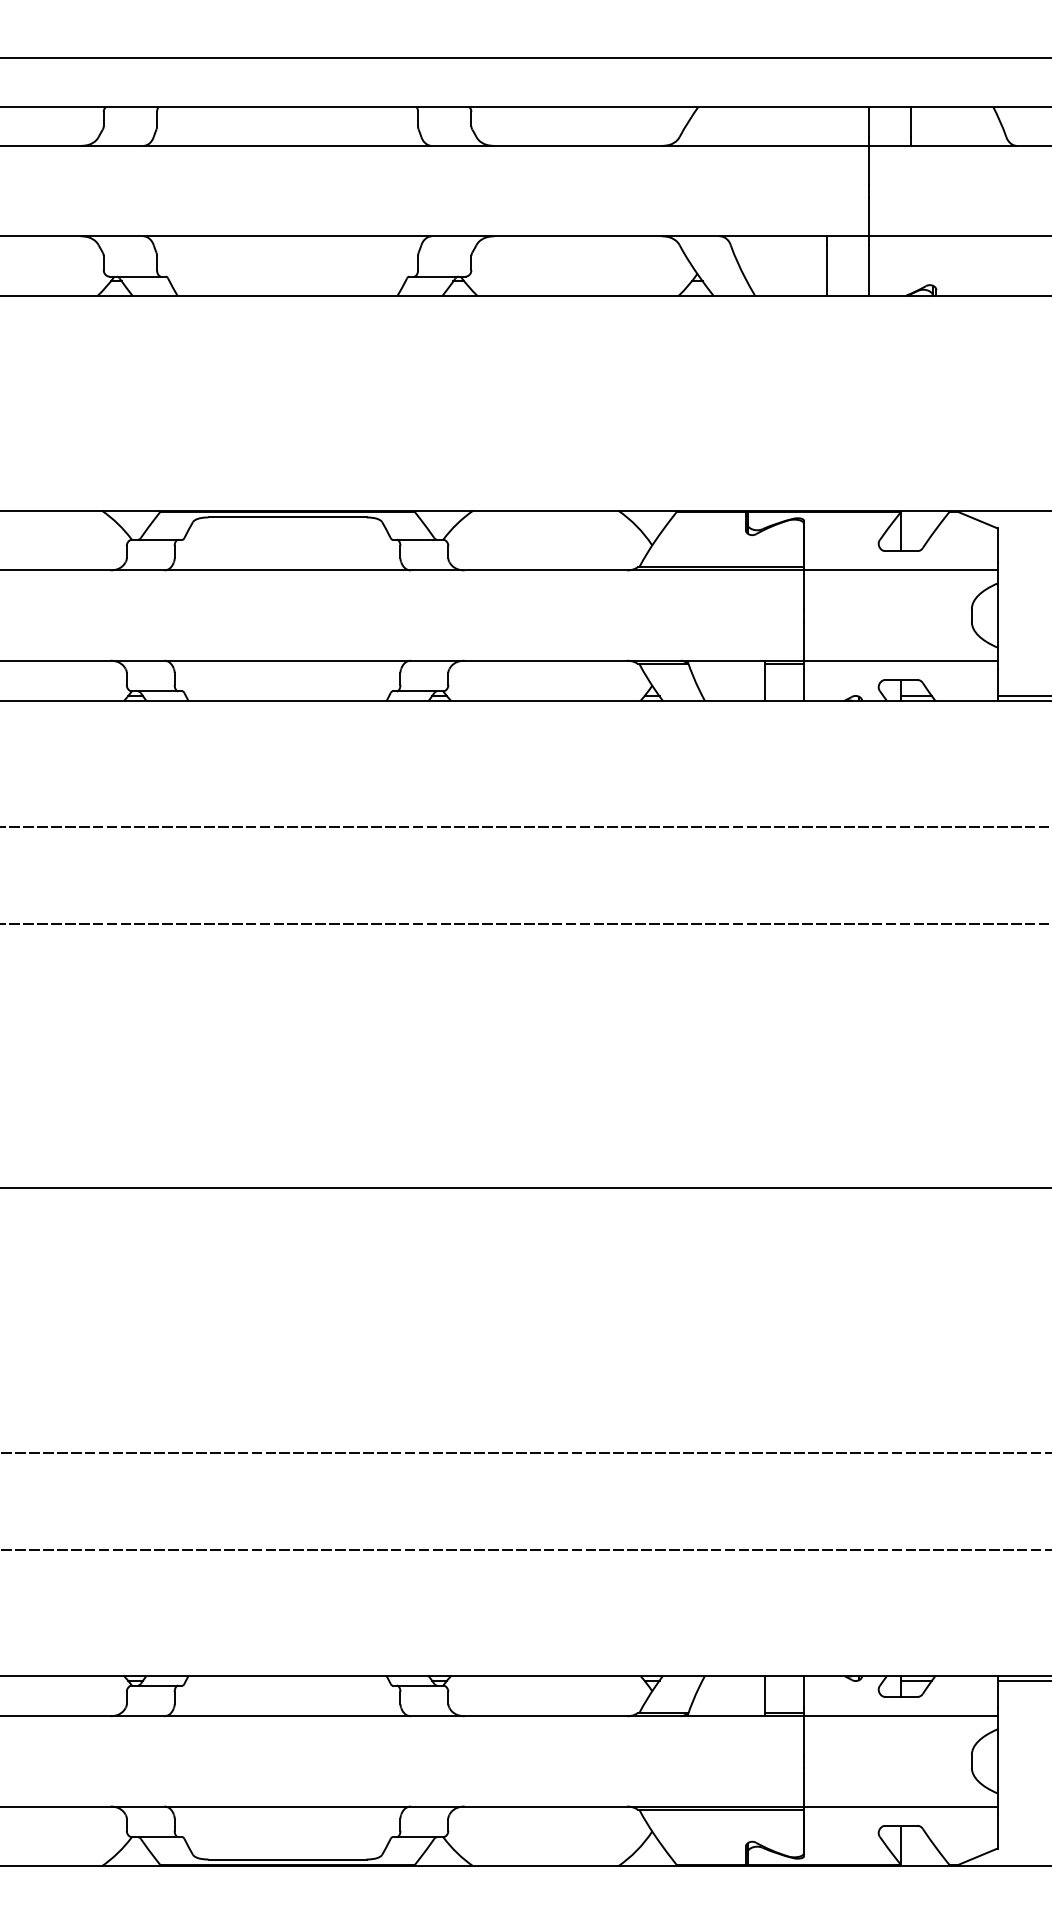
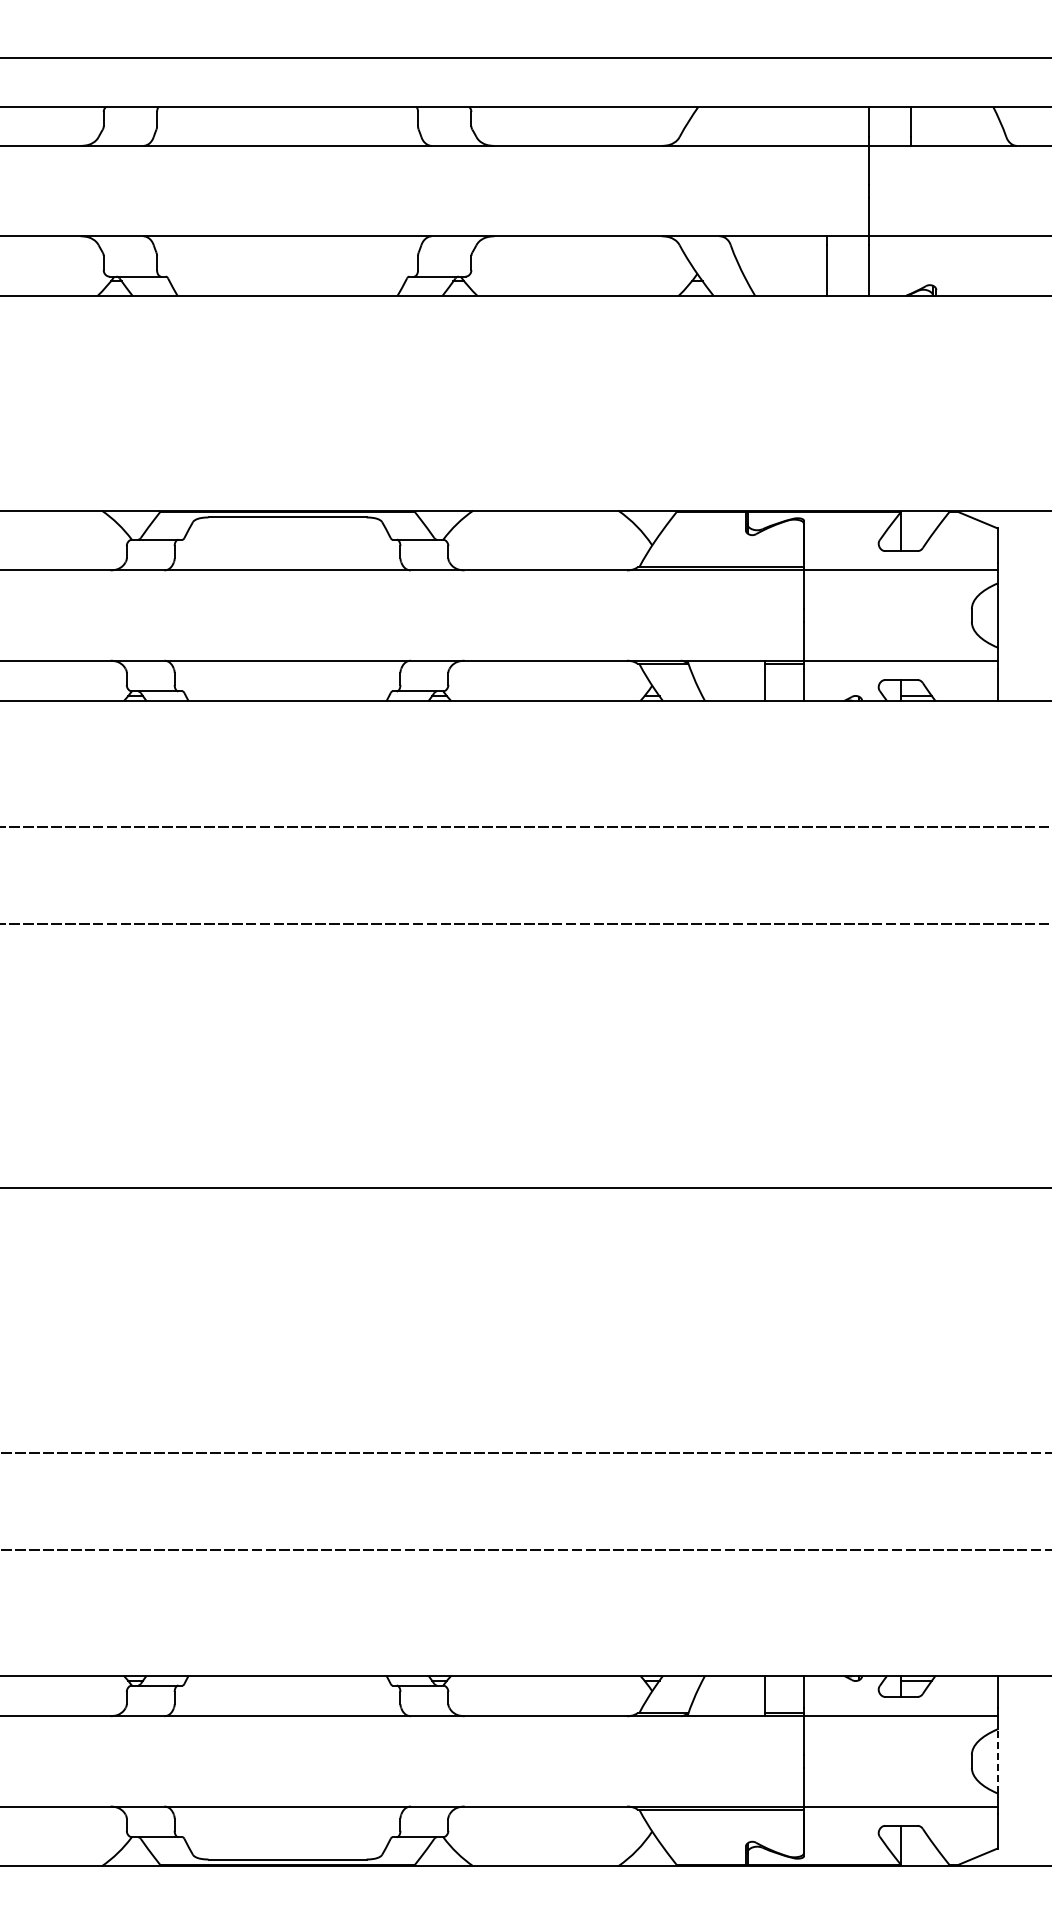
line: present -> none (1022, 696)
line: present -> none (1022, 1680)
line: solid -> dashed (997, 1760)
